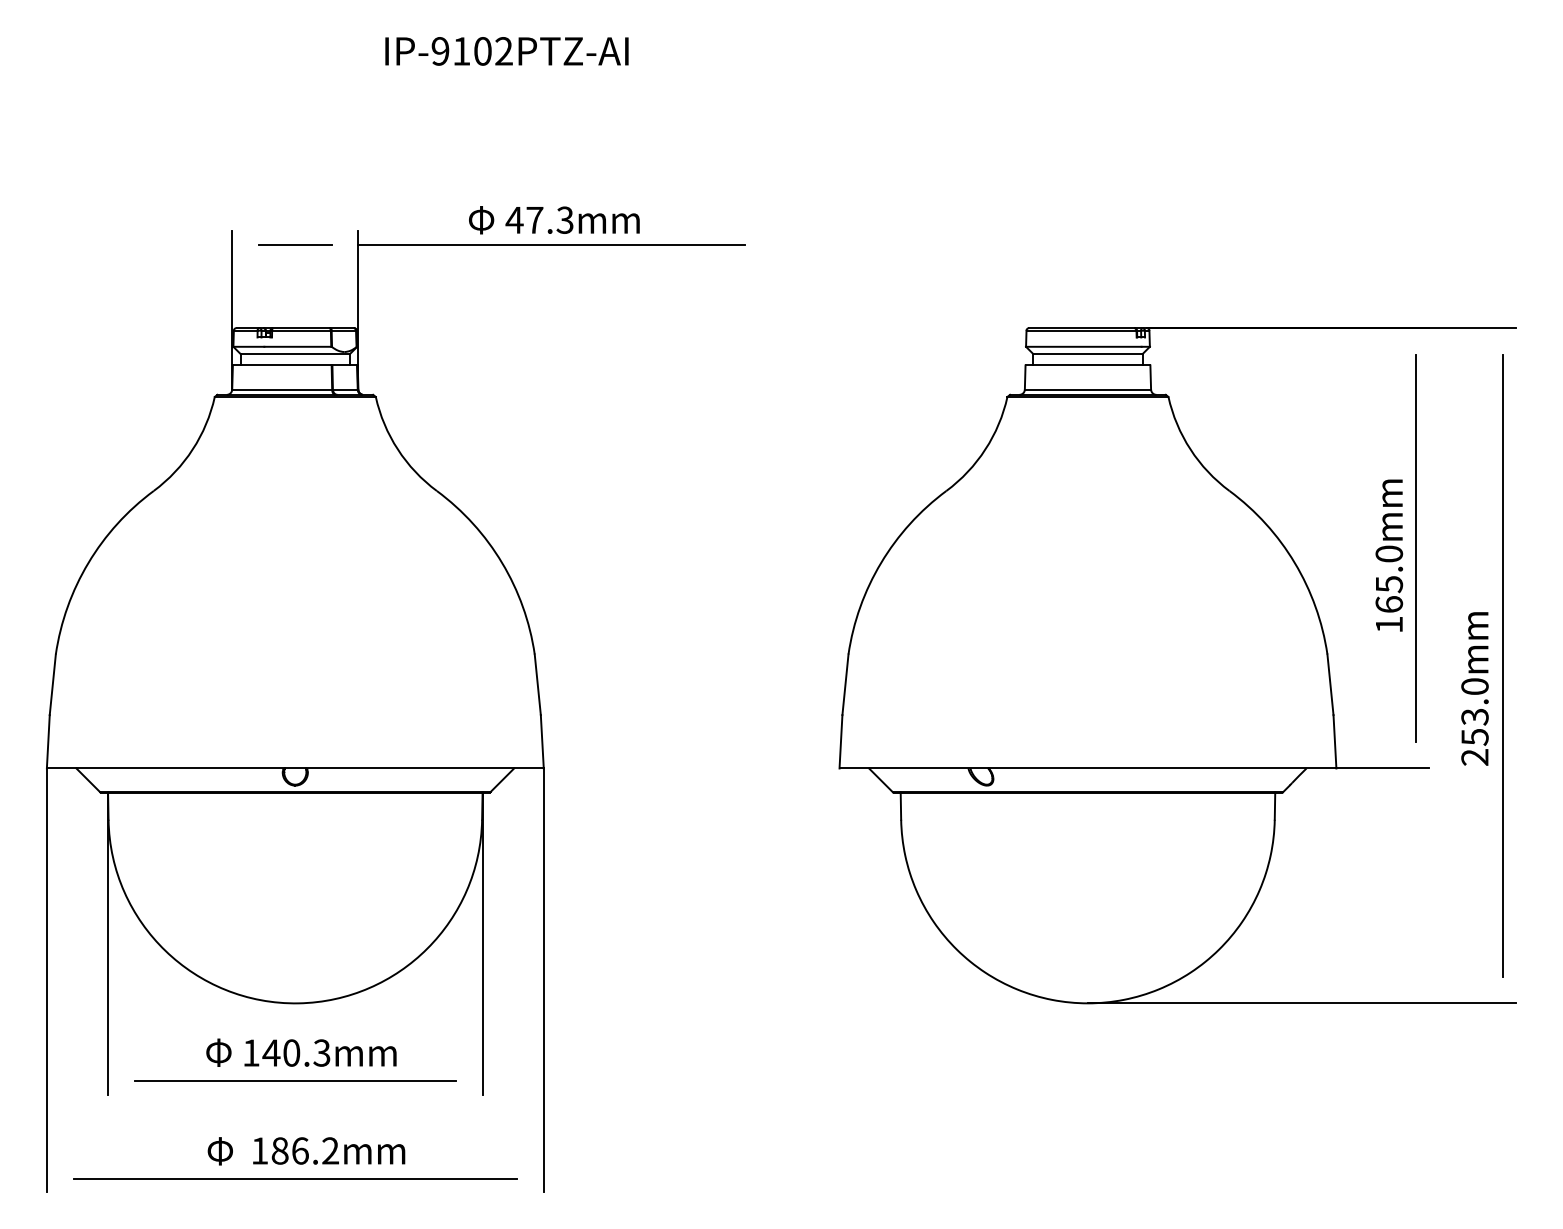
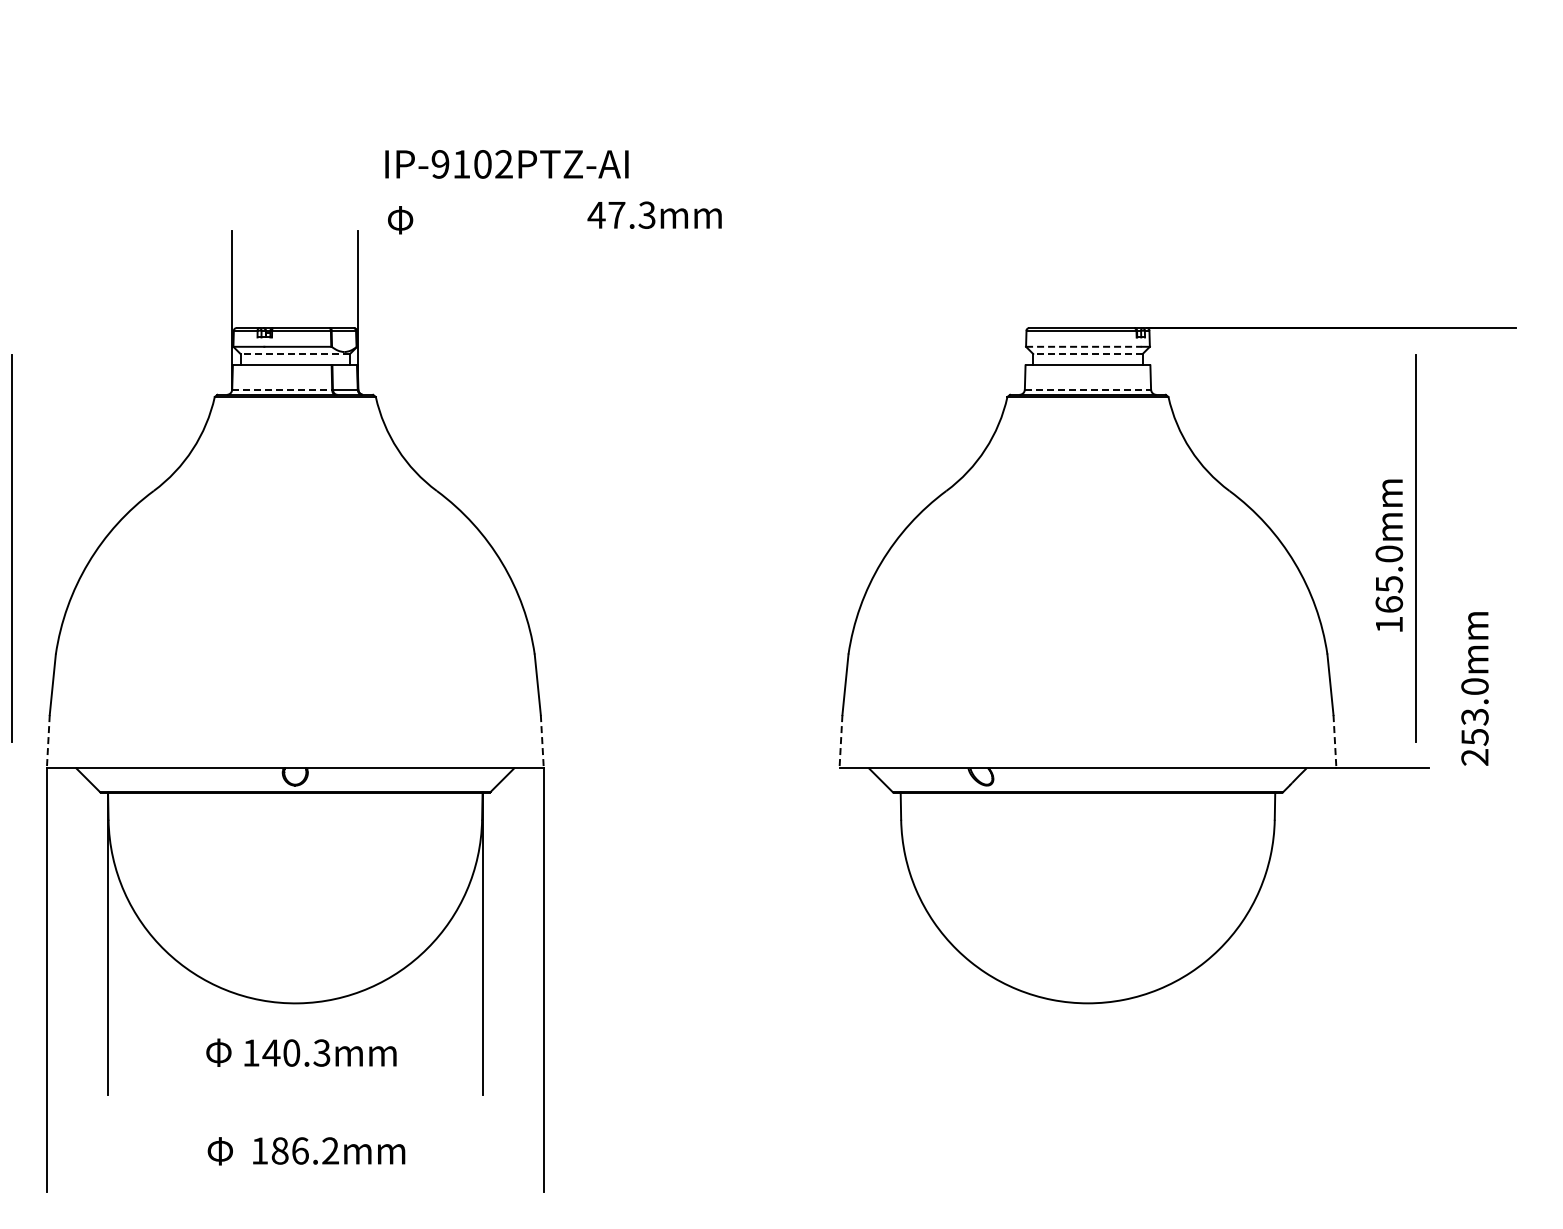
text position: (506, 51) -> (506, 164) (506, 164)
text position: (572, 219) -> (654, 214) (654, 214)
text position: (481, 220) -> (400, 220) (400, 220)
line: present -> none (295, 244)
line: present -> none (551, 244)
line: solid -> dashed (1083, 346)
line: solid -> dashed (295, 354)
line: solid -> dashed (1087, 354)
line: solid -> dashed (282, 389)
line: solid -> dashed (1088, 389)
line: none -> present (11, 548)
line: present -> none (1502, 665)
line: solid -> dashed (48, 741)
line: solid -> dashed (542, 741)
line: solid -> dashed (840, 741)
line: solid -> dashed (1334, 741)
line: present -> none (1301, 1003)
line: present -> none (295, 1080)
line: present -> none (295, 1178)
